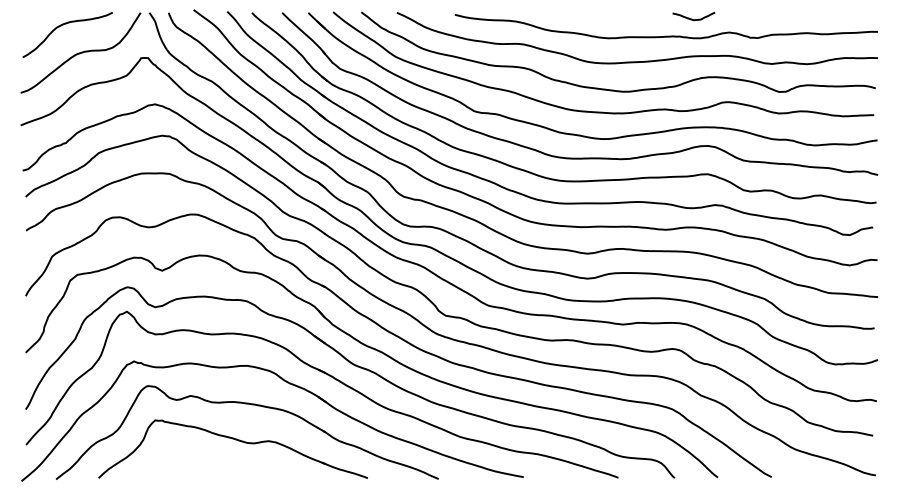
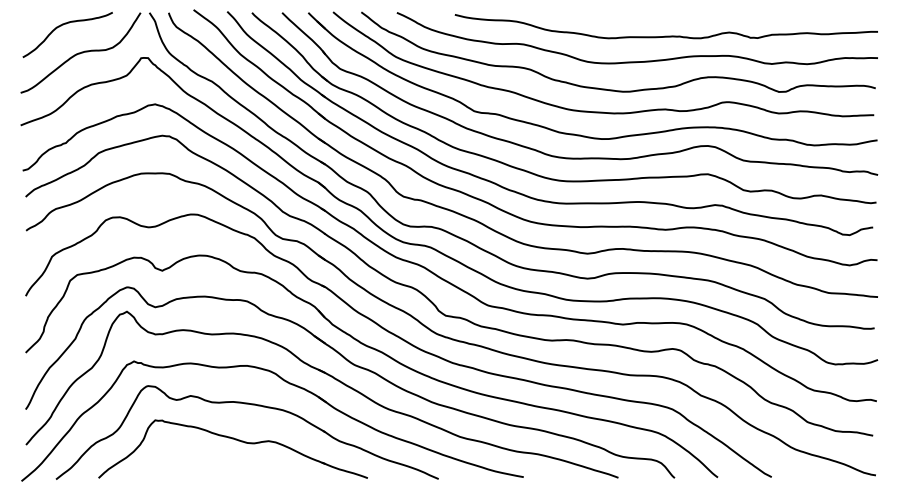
curve: present -> none (692, 18)
